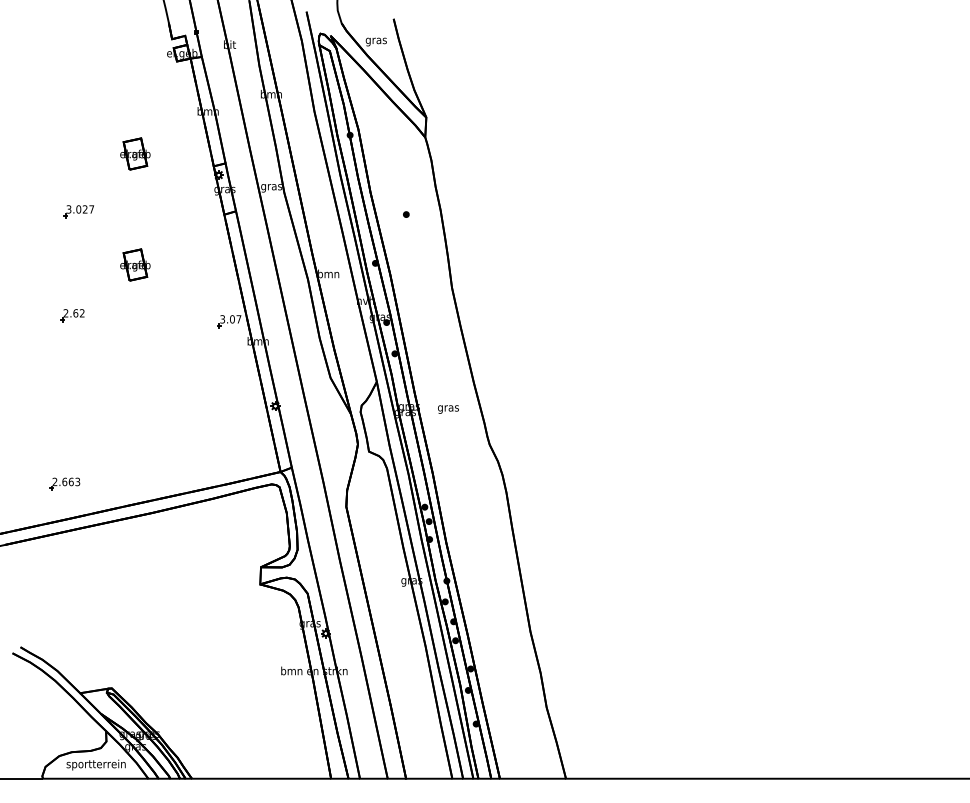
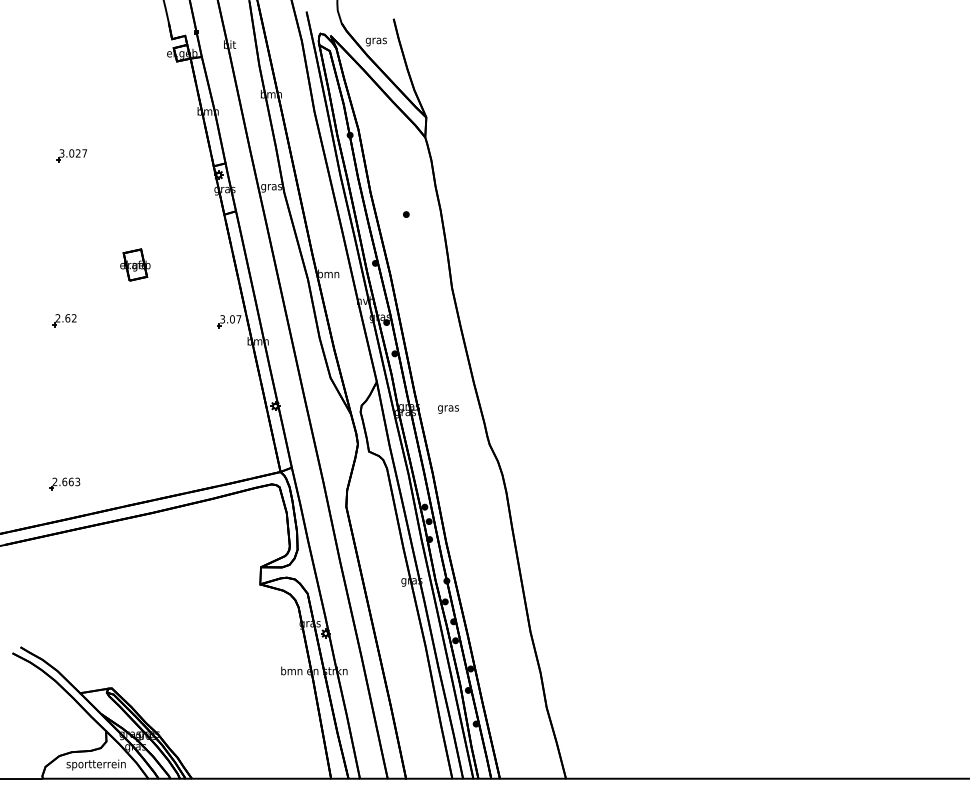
part: present -> none (135, 153)
part position: (78, 211) -> (71, 155) (71, 155)
part position: (72, 315) -> (64, 320) (64, 320)
